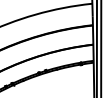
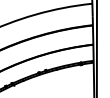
line: present -> none (101, 48)
